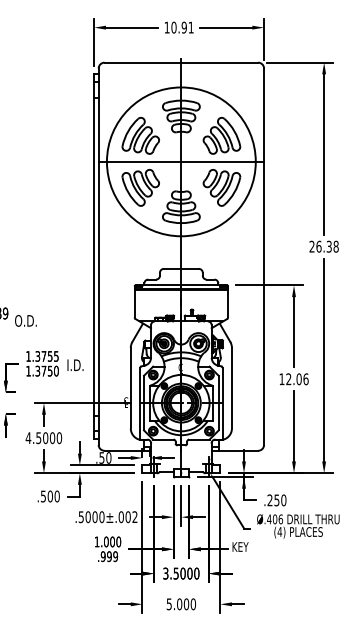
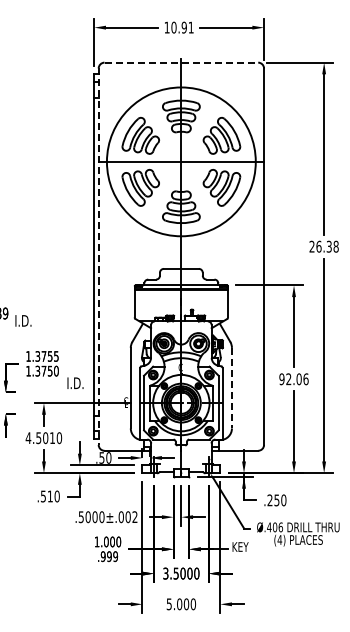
line: solid -> dashed (181, 62)
line: solid -> dashed (98, 257)
text: O.D. -> I.D. (25, 320)
text position: (75, 364) -> (75, 382) (75, 382)
text: 12.06 -> 92.06 (281, 379)
line: solid -> dashed (231, 388)
text: 4.5000 -> 4.5010 (52, 438)
text: .500 -> .510 (49, 496)
text position: (298, 526) -> (298, 534) (298, 534)
